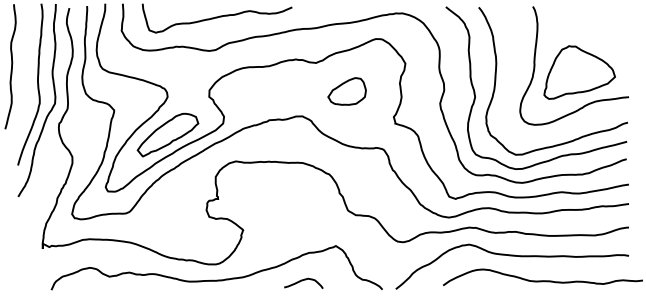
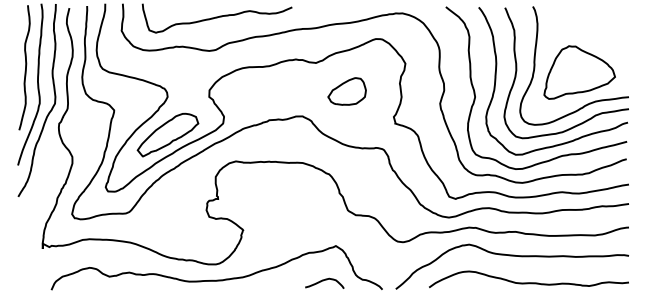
curve position: (11, 66) -> (25, 67) (25, 67)
curve: none -> present (517, 71)
curve position: (542, 280) -> (528, 282) (528, 282)
curve position: (302, 281) -> (323, 281) (323, 281)
